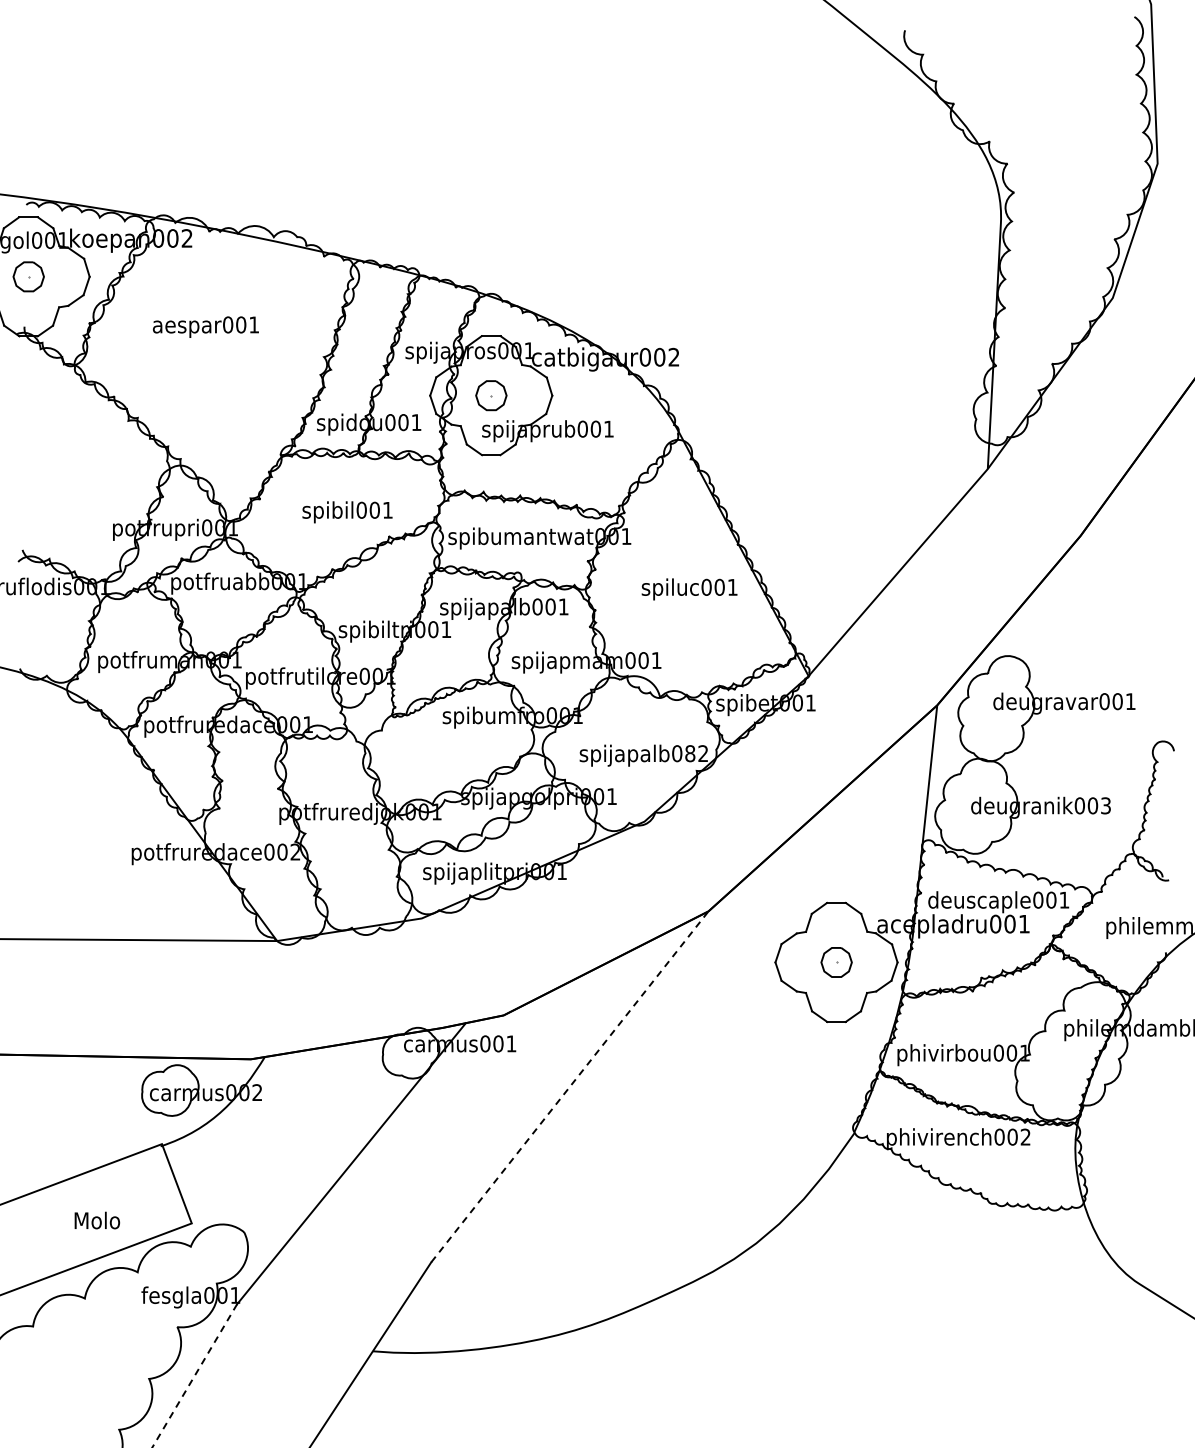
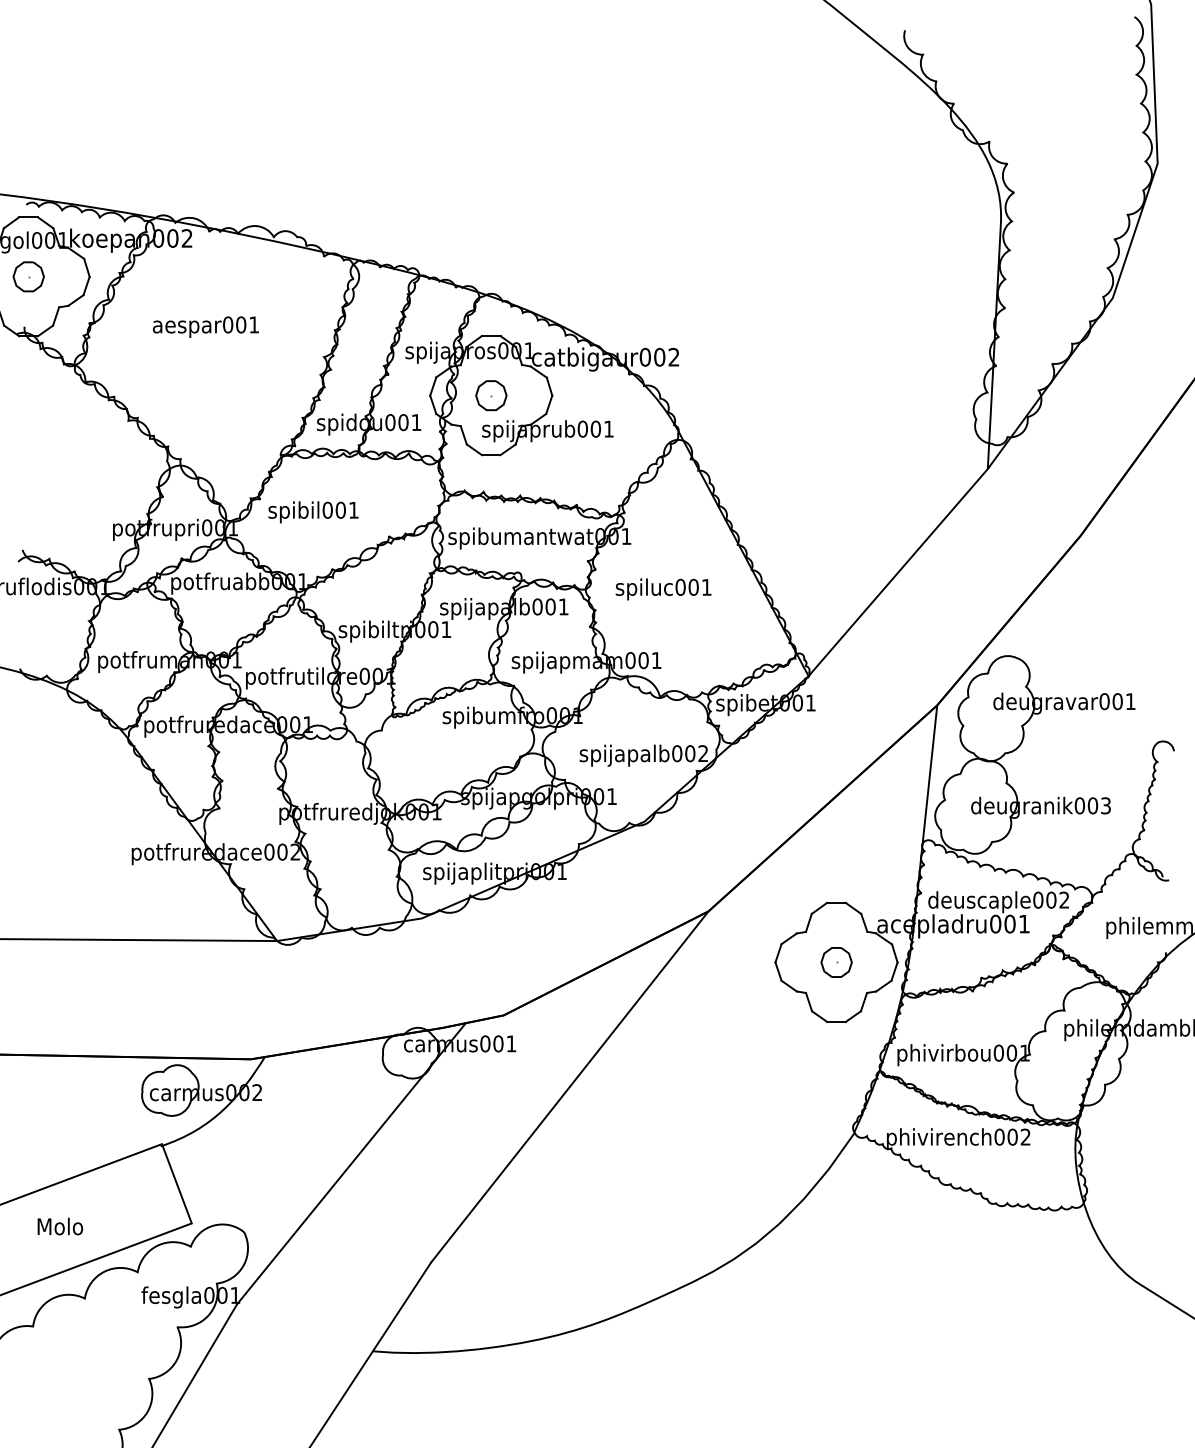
text position: (347, 512) -> (313, 512) (313, 512)
text position: (689, 589) -> (663, 589) (663, 589)
text: spijapalb082 -> spijapalb002 (690, 753)
text: deuscaple001 -> deuscaple002 (1064, 899)
line: dashed -> solid (569, 1086)
text position: (97, 1220) -> (60, 1226) (60, 1226)
line: dashed -> solid (194, 1376)
